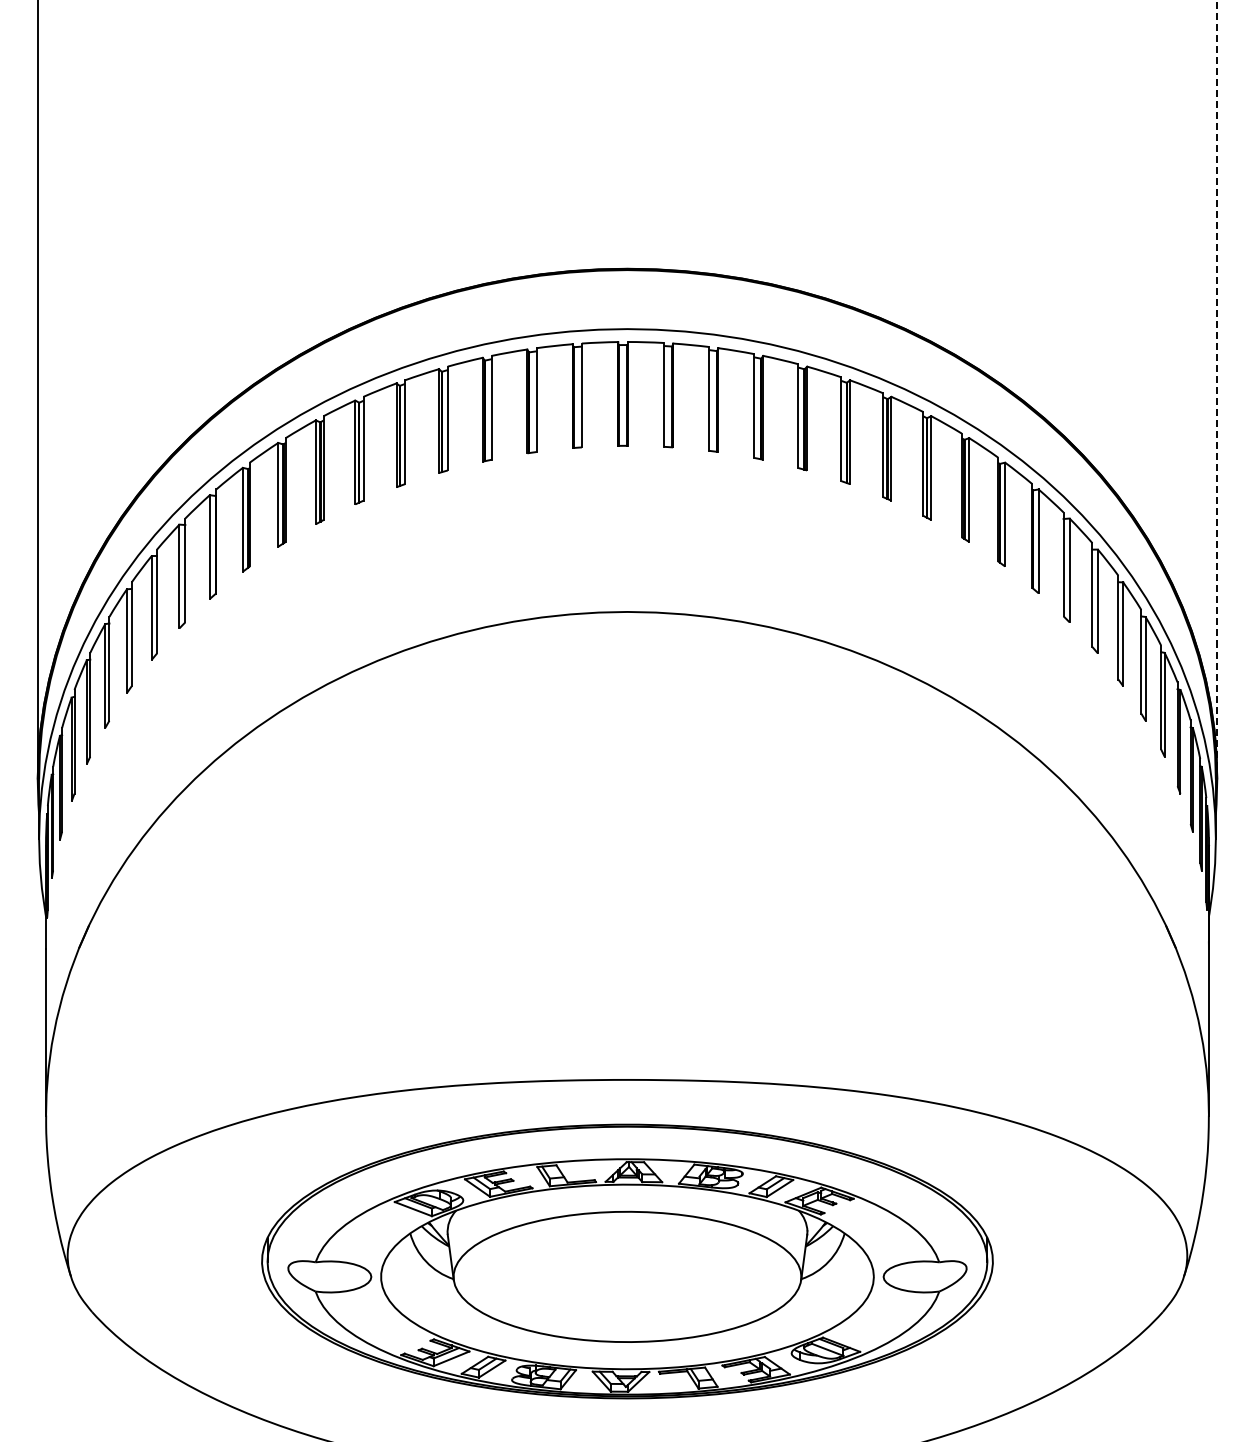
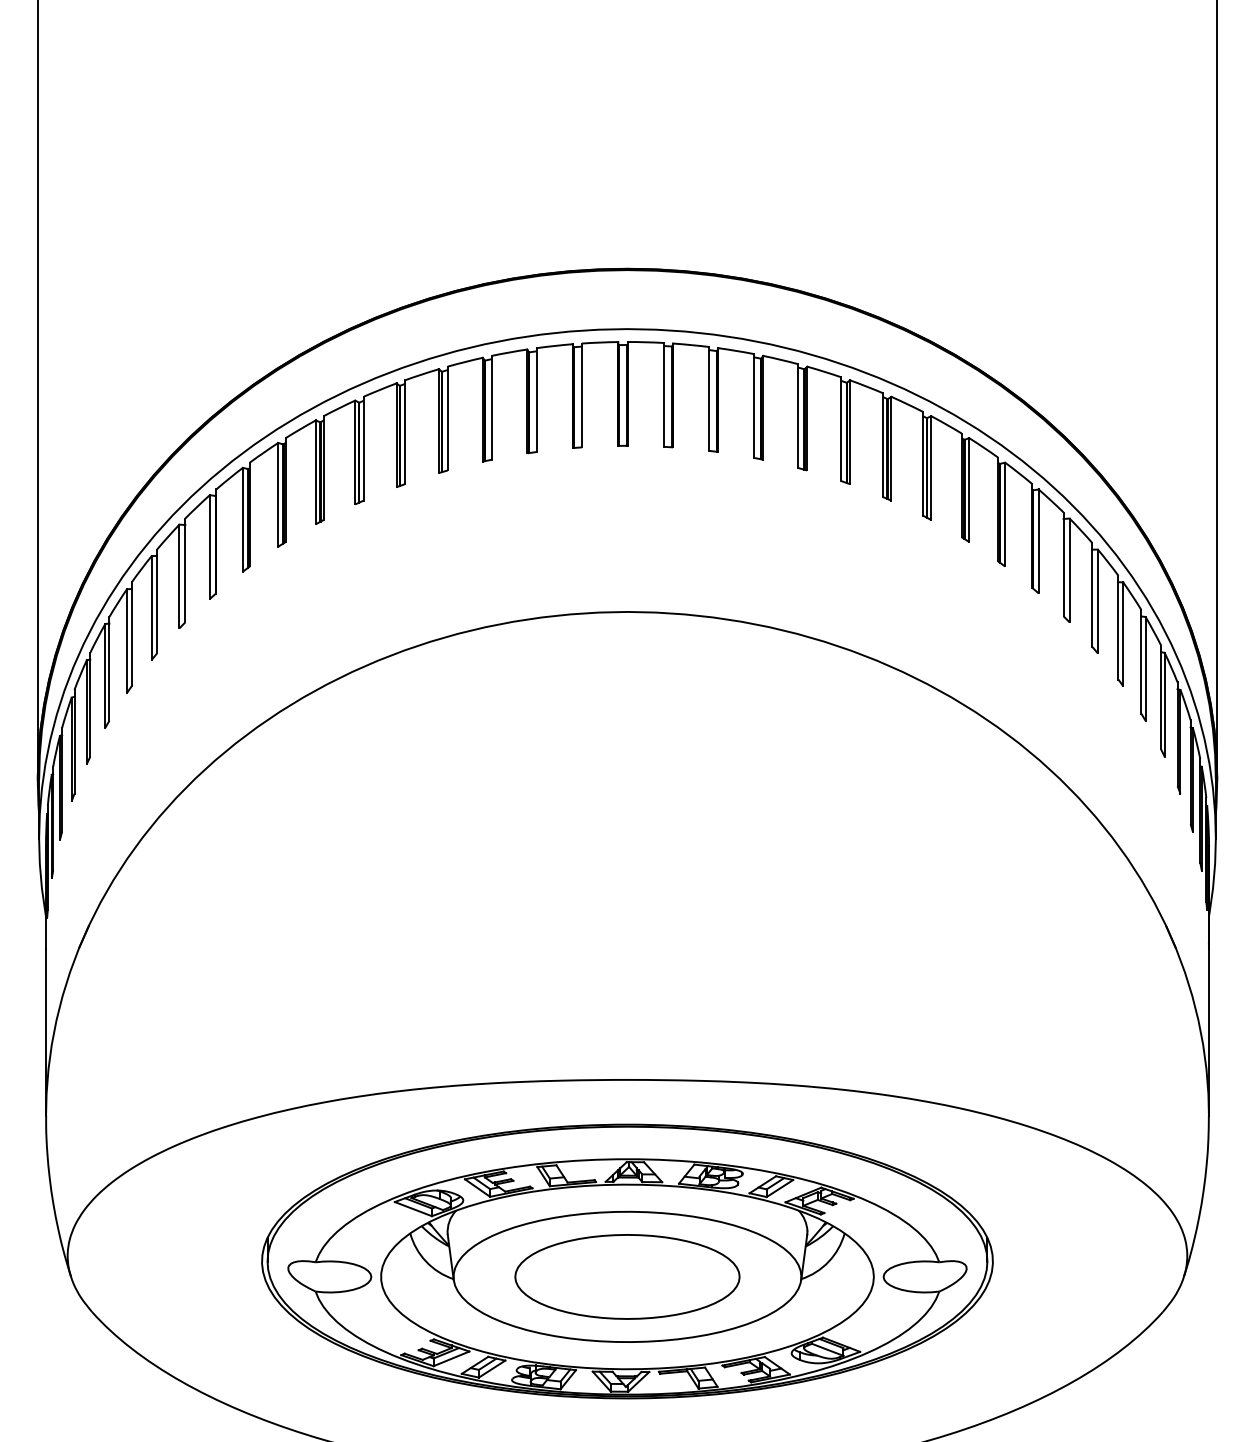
line: dashed -> solid (1217, 389)
part: none -> present (627, 1276)
